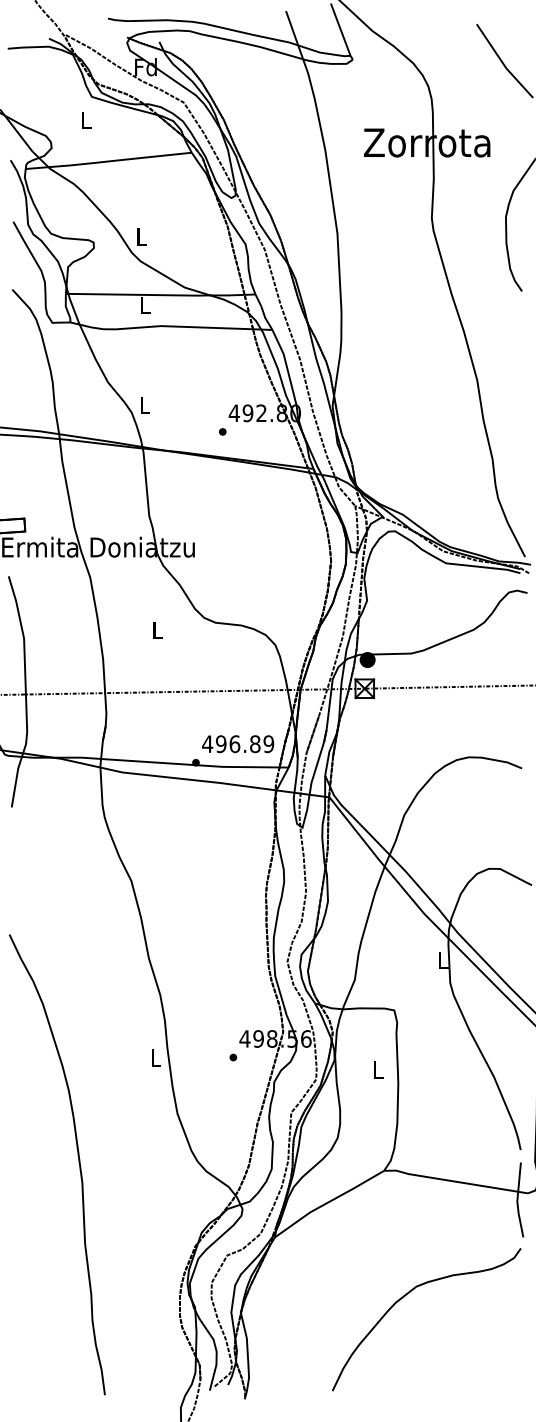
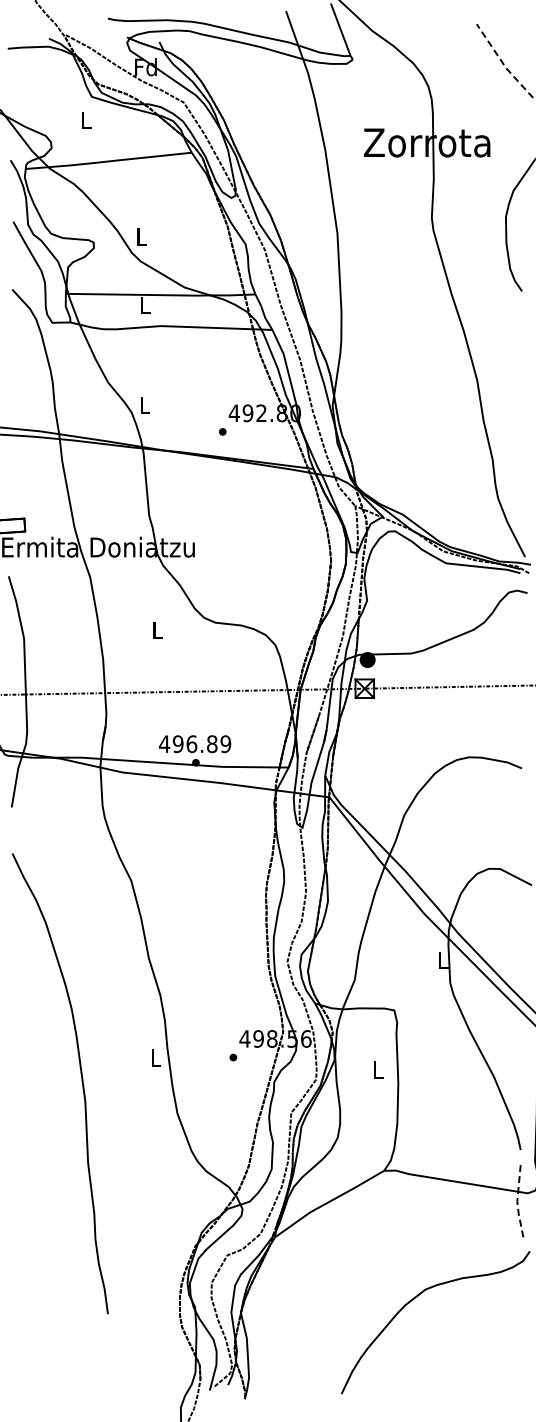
line: solid -> dashed (502, 62)
text position: (238, 744) -> (195, 744) (195, 744)
curve position: (78, 1163) -> (81, 1082) (81, 1082)
line: solid -> dashed (517, 1200)
curve position: (409, 1293) -> (418, 1296) (418, 1296)
